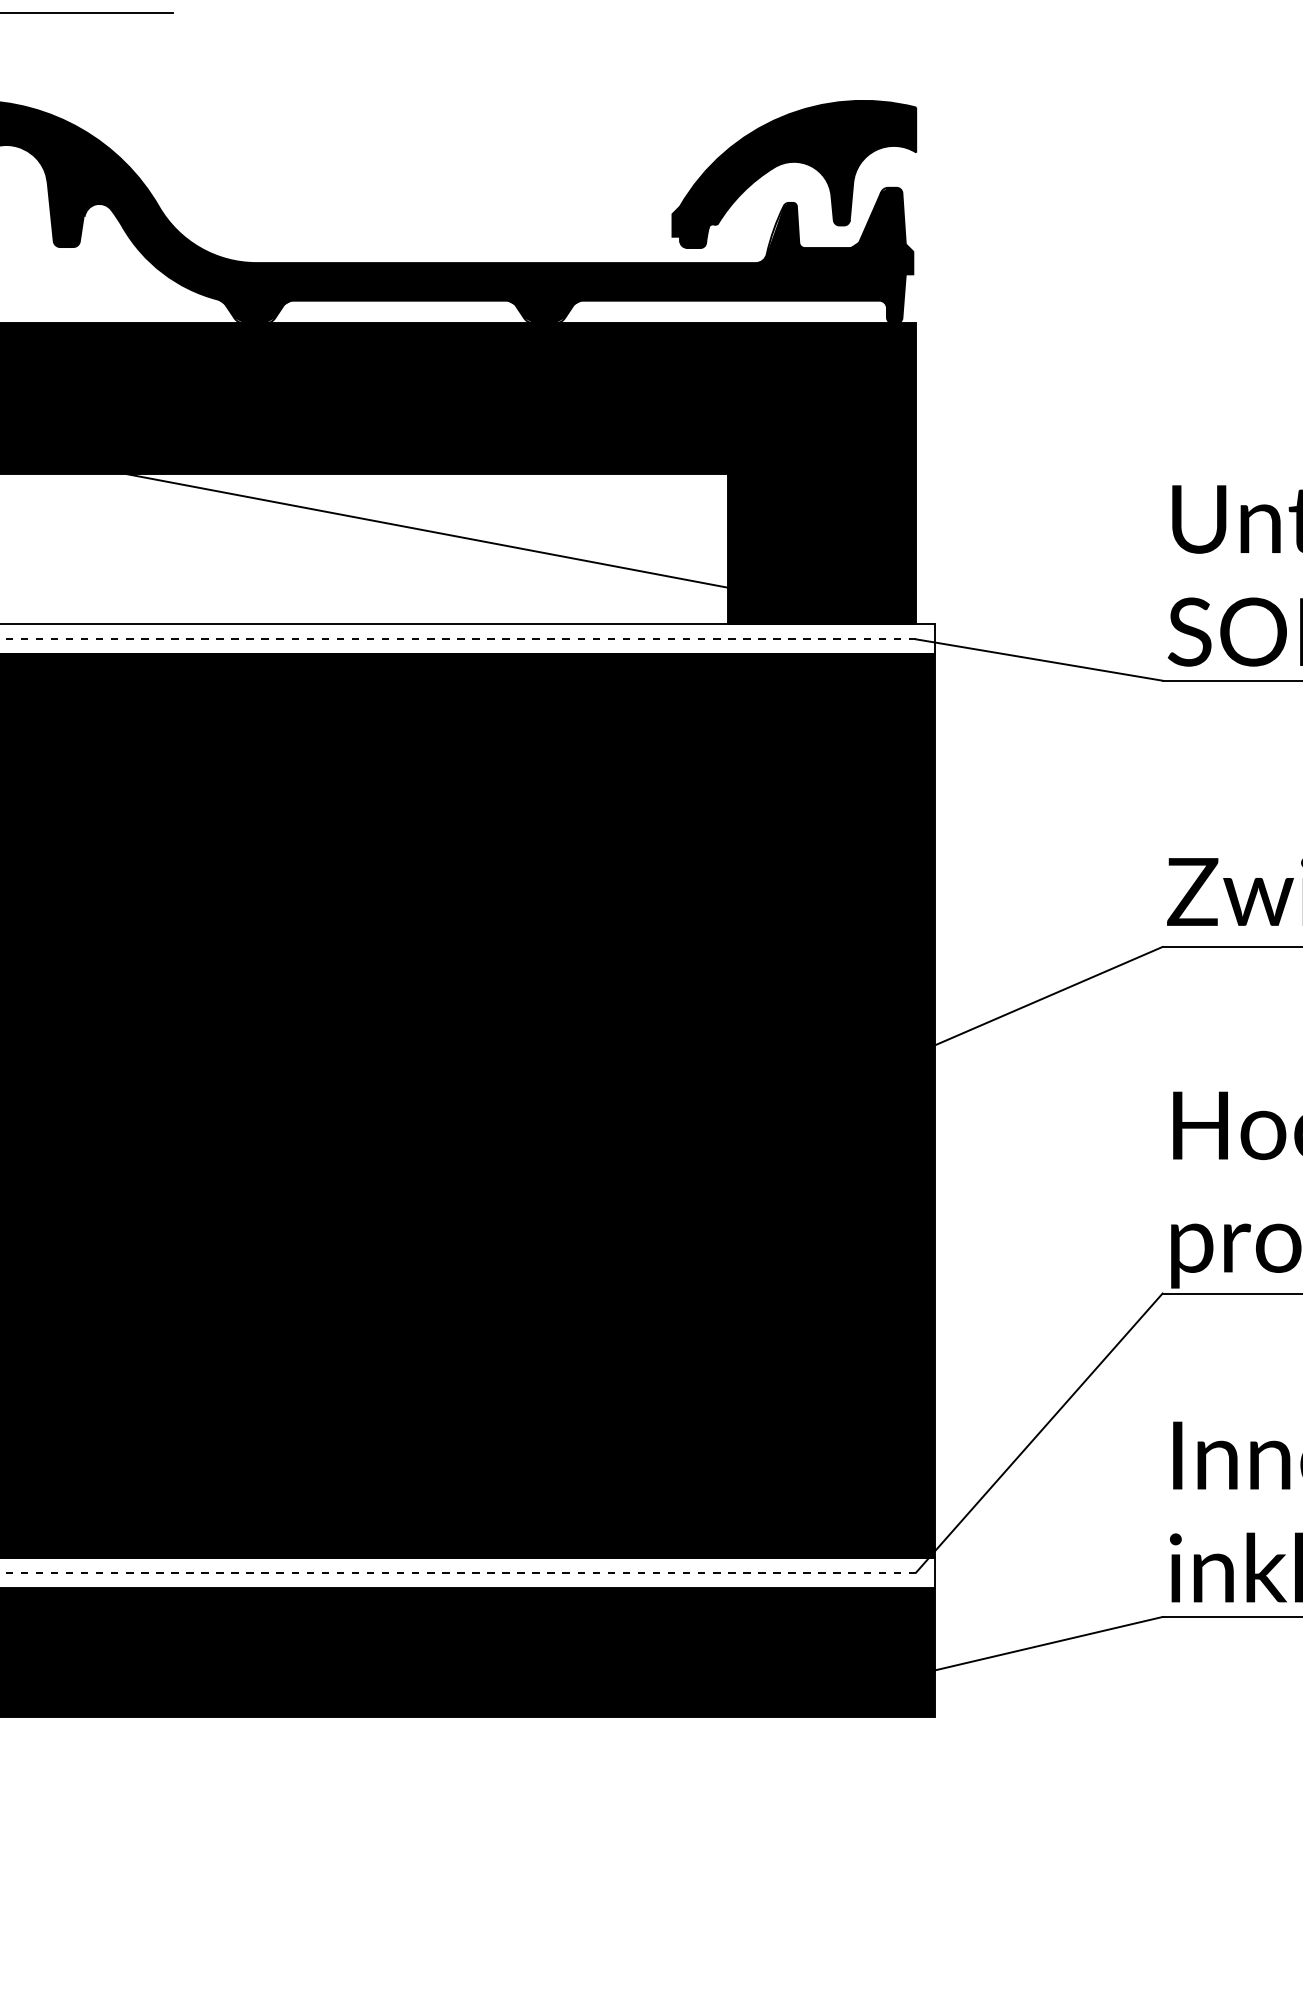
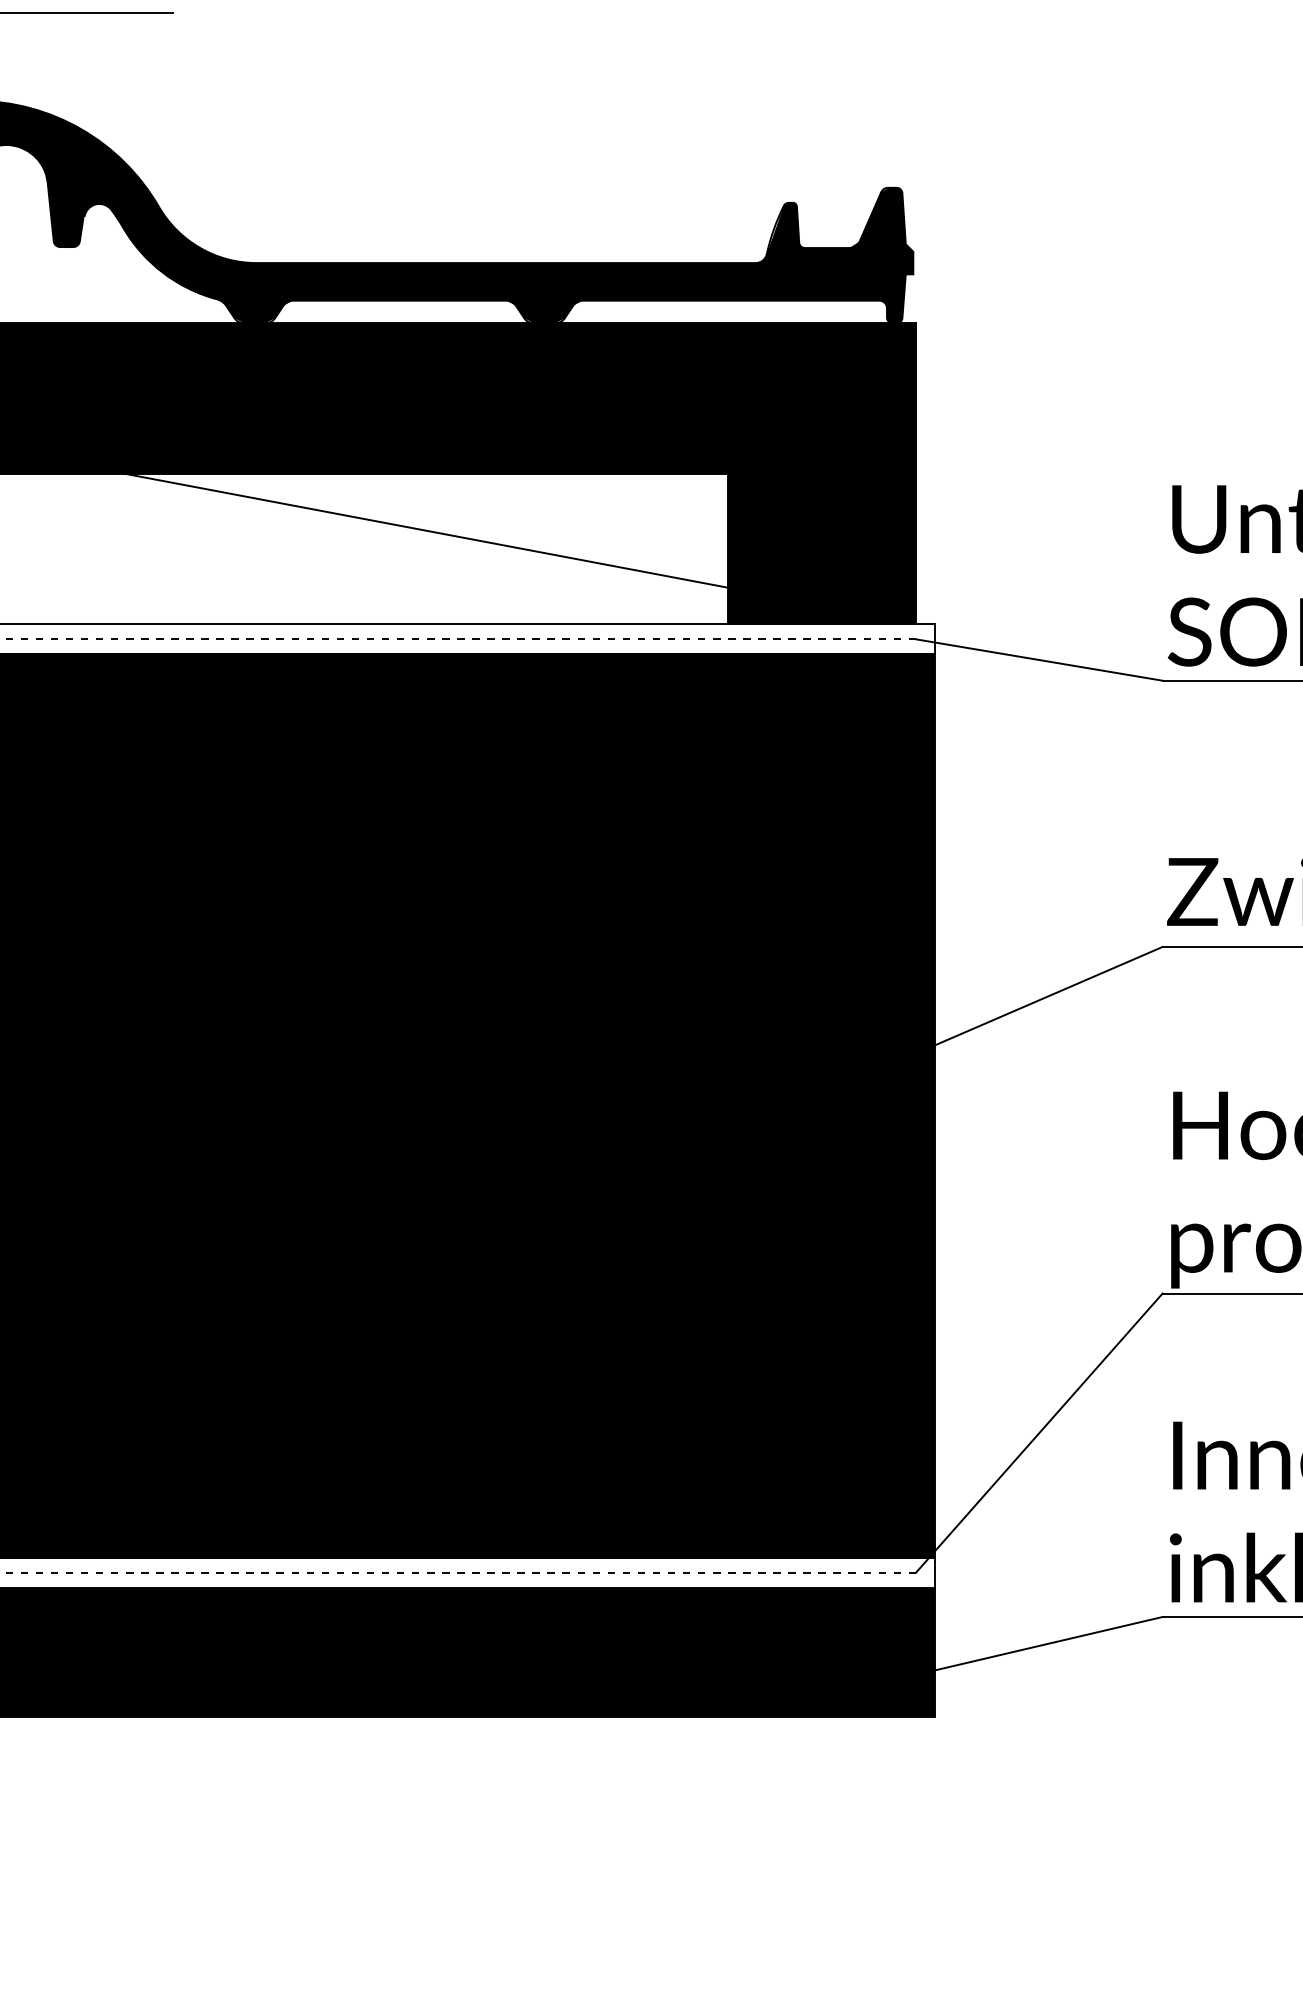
part: present -> none (794, 162)
